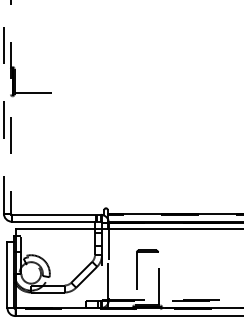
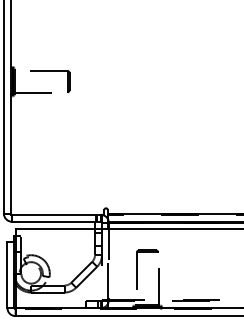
part: none -> present (50, 71)
line: dashed -> solid (3, 106)
line: dashed -> solid (10, 107)
